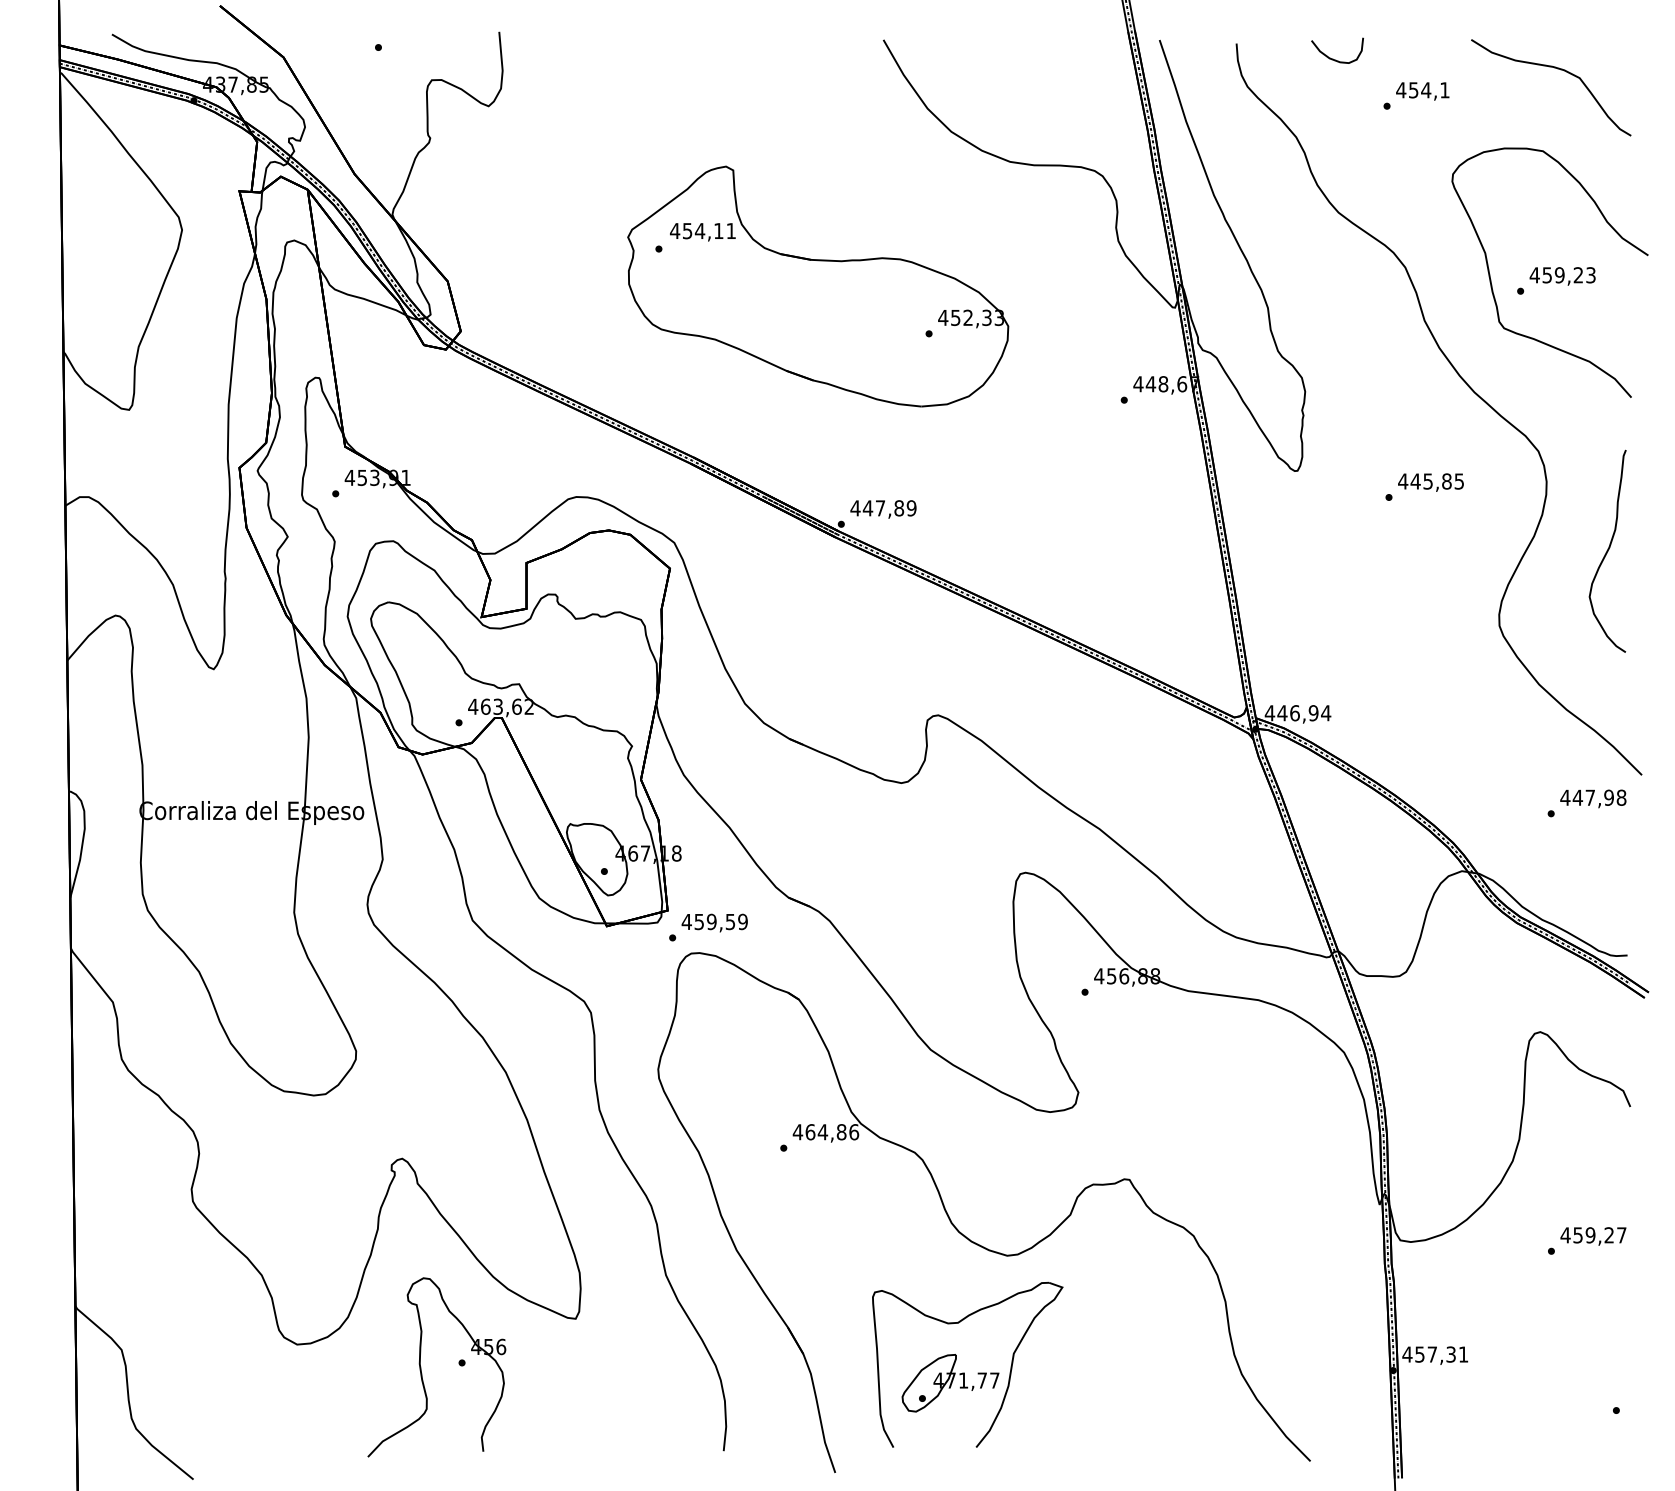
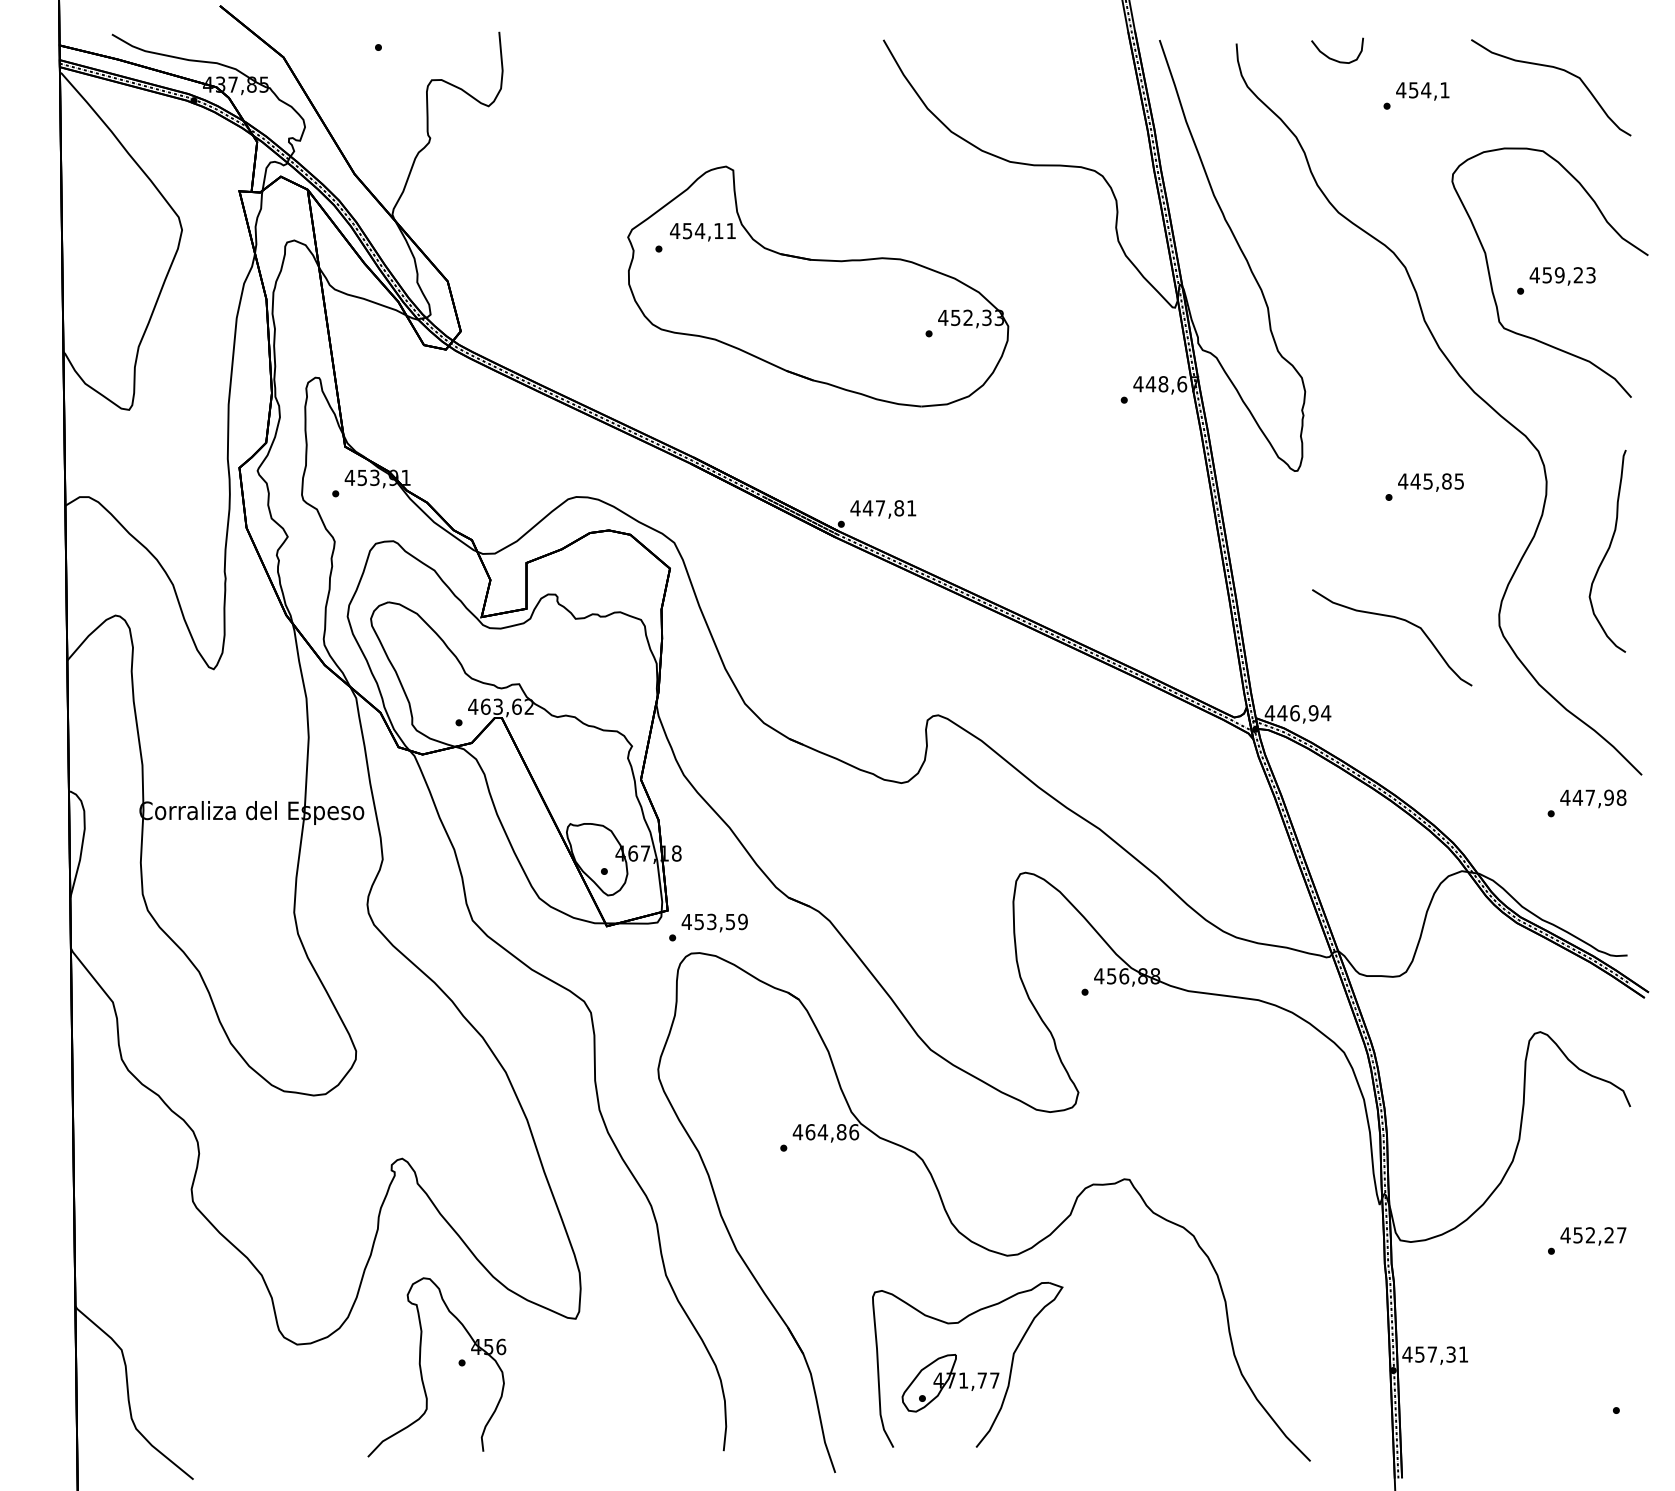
text: 447,89 -> 447,81 (911, 508)
curve: none -> present (1398, 619)
text: 459,59 -> 453,59 (711, 921)
text: 459,27 -> 452,27 (1590, 1235)
